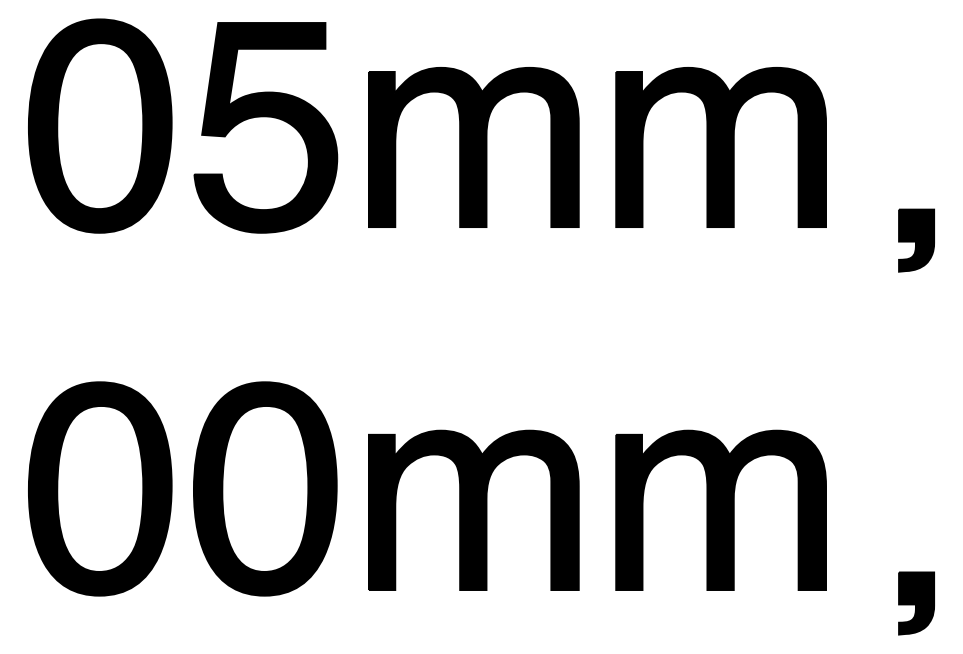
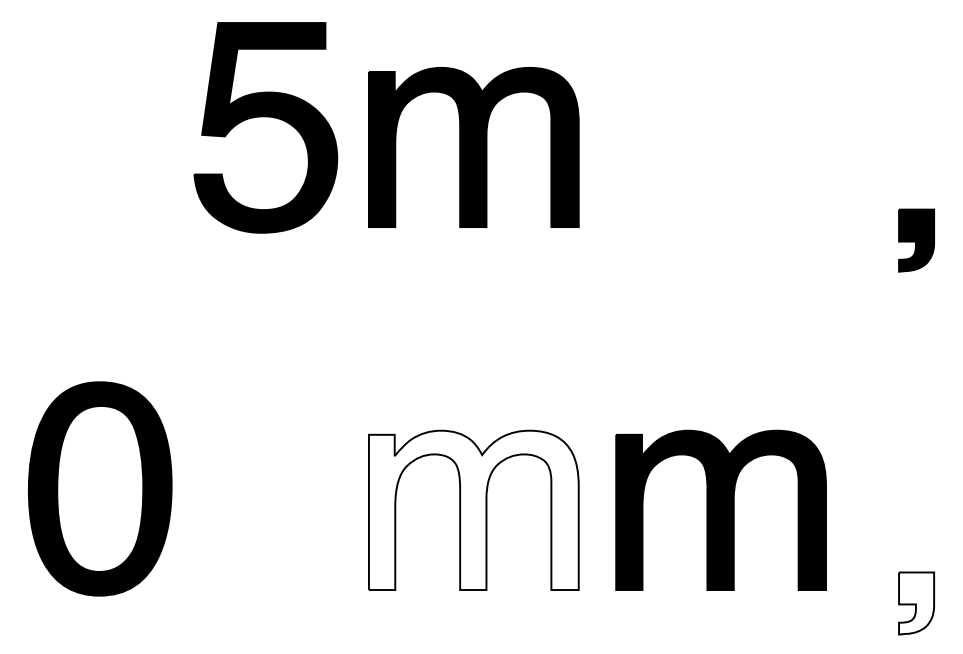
part: present -> none (100, 125)
part: present -> none (720, 147)
part: present -> none (265, 488)
fill: present -> none (473, 510)
fill: present -> none (916, 603)
